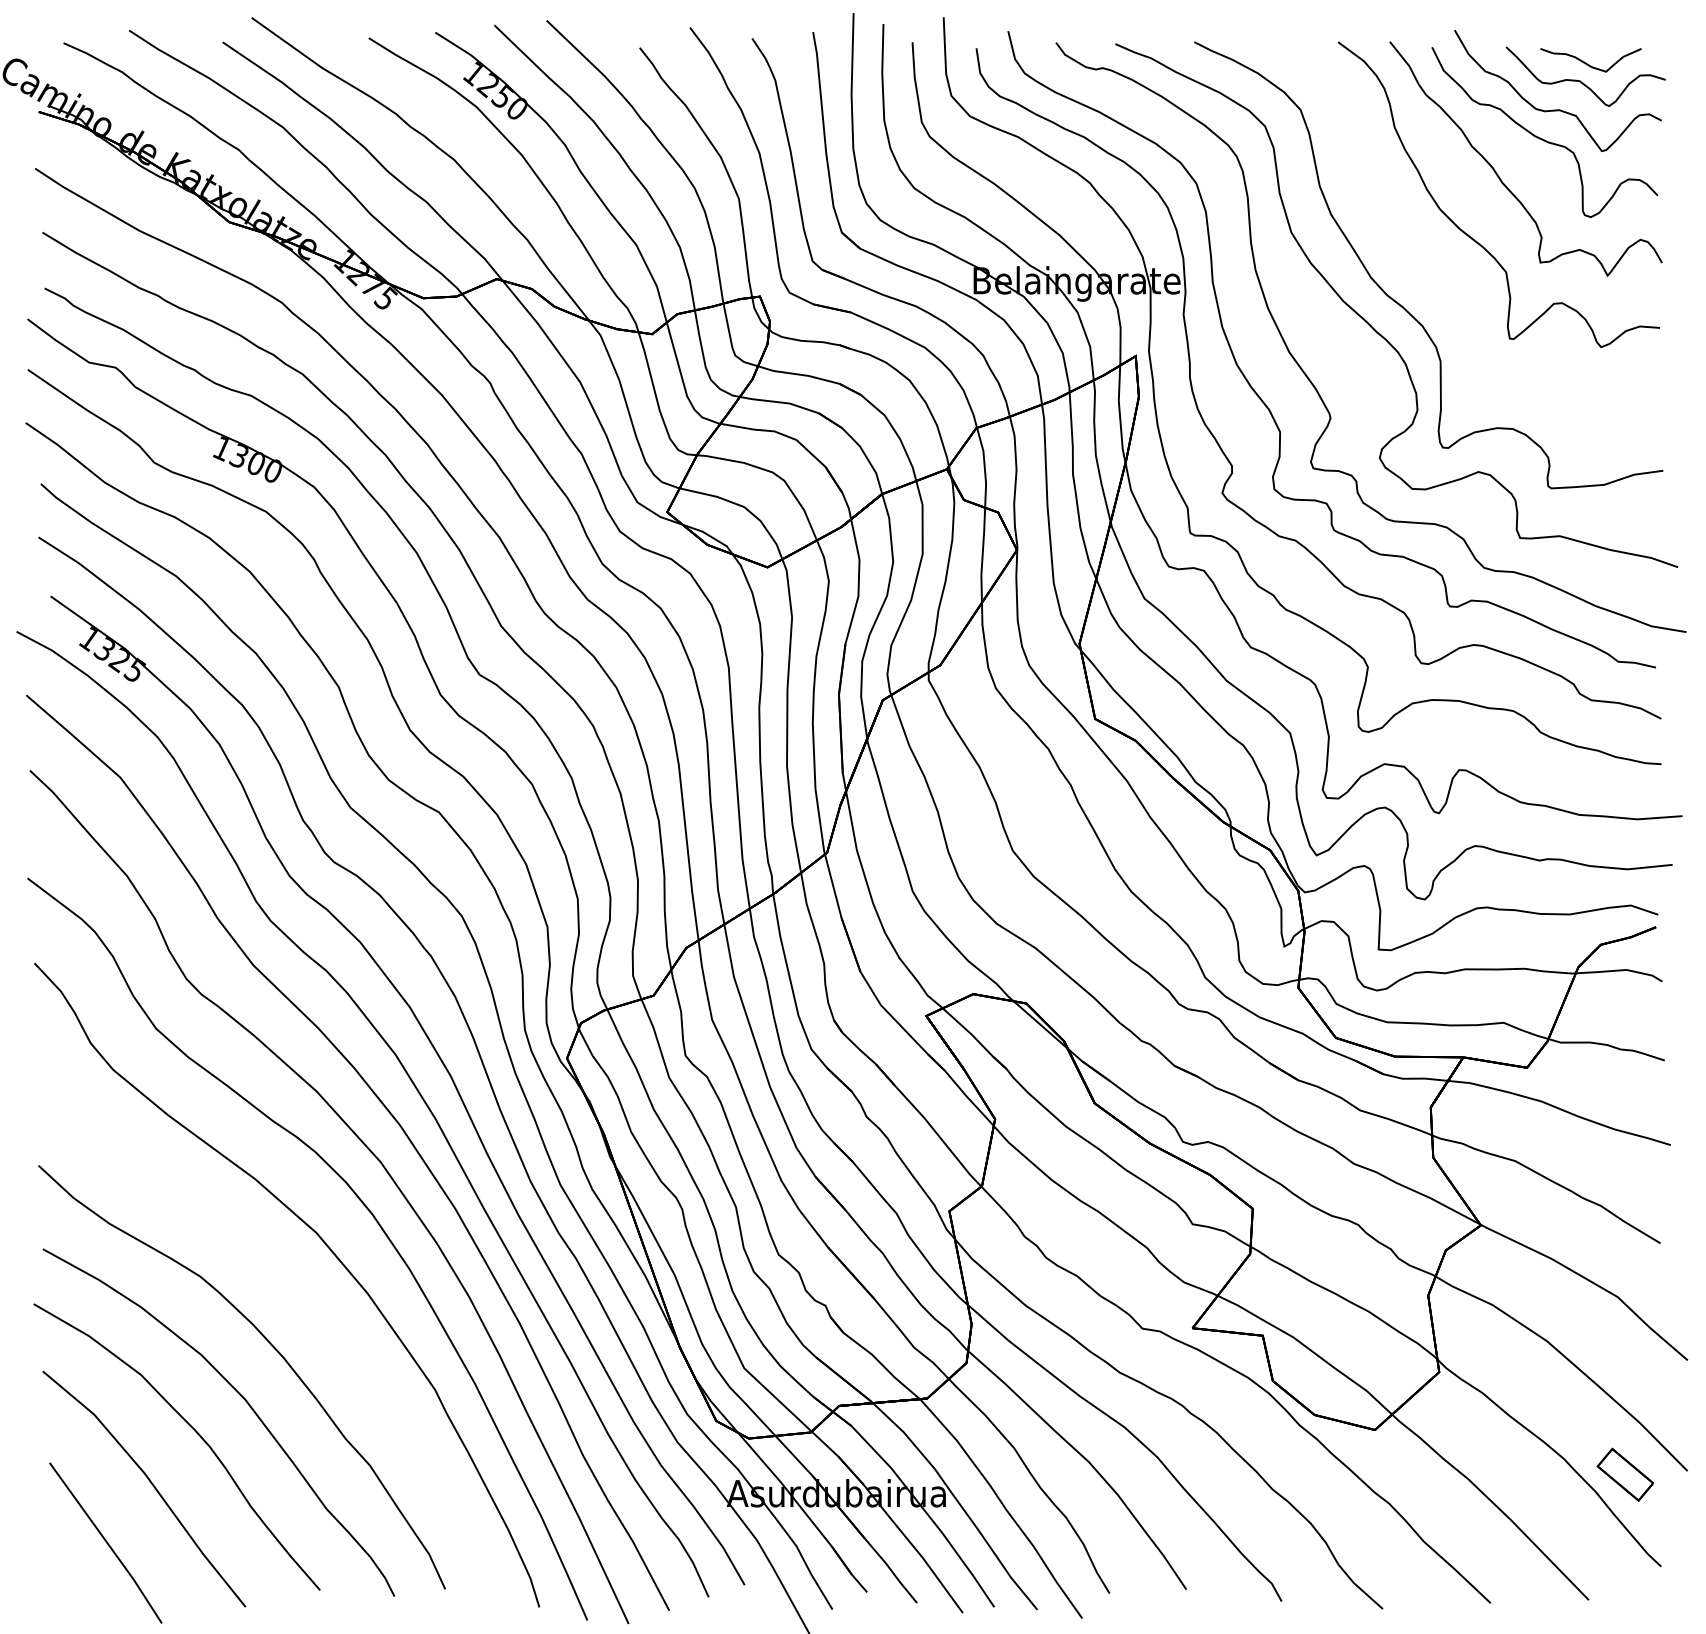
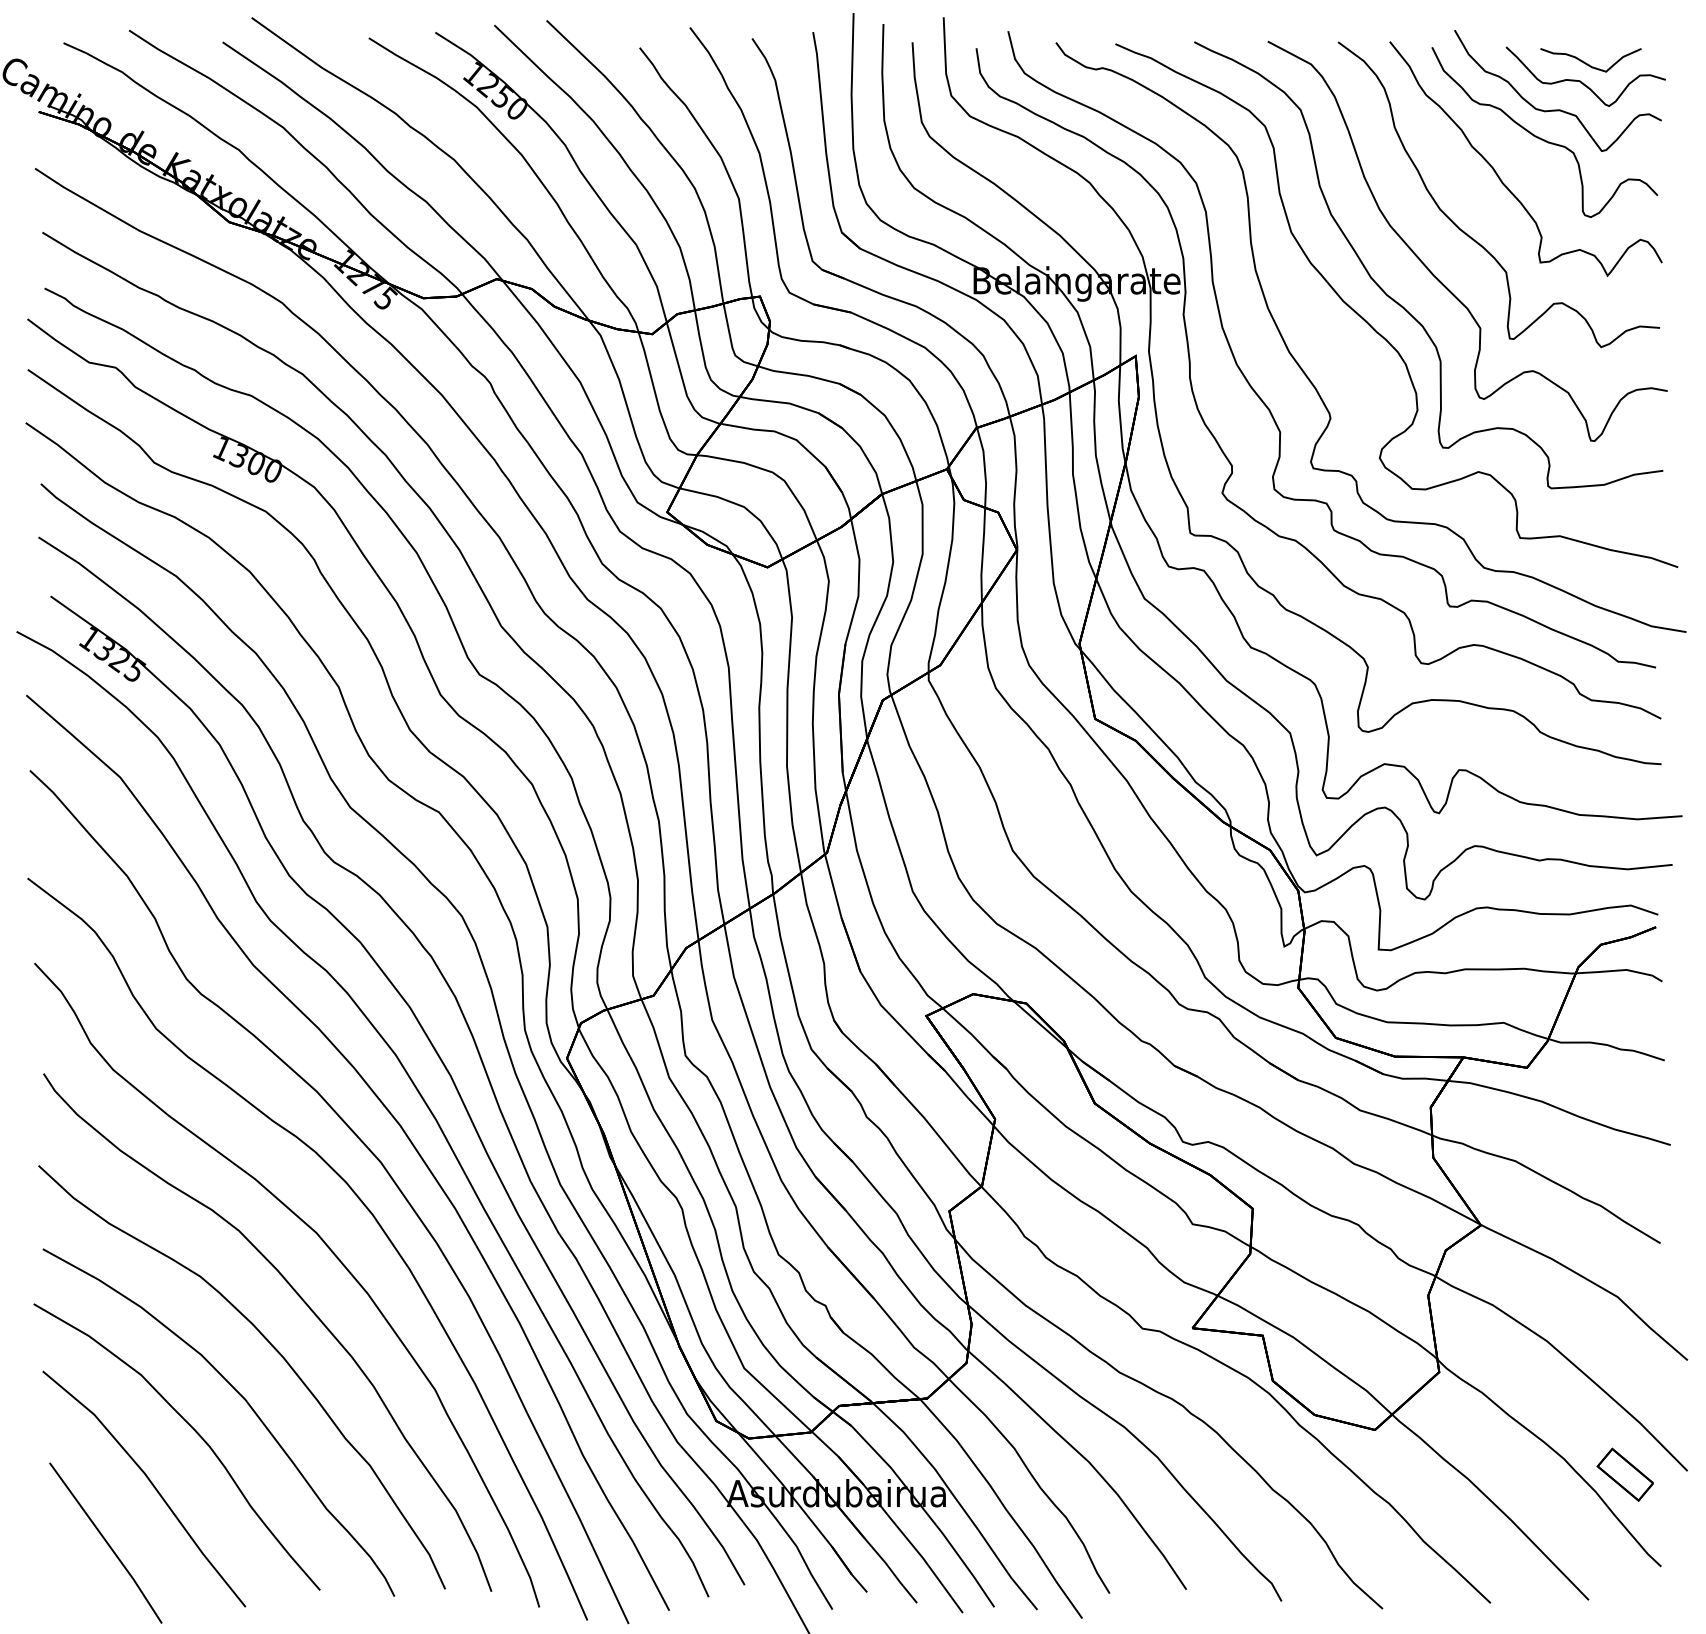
part: none -> present (1433, 273)
part: none -> present (303, 1302)
